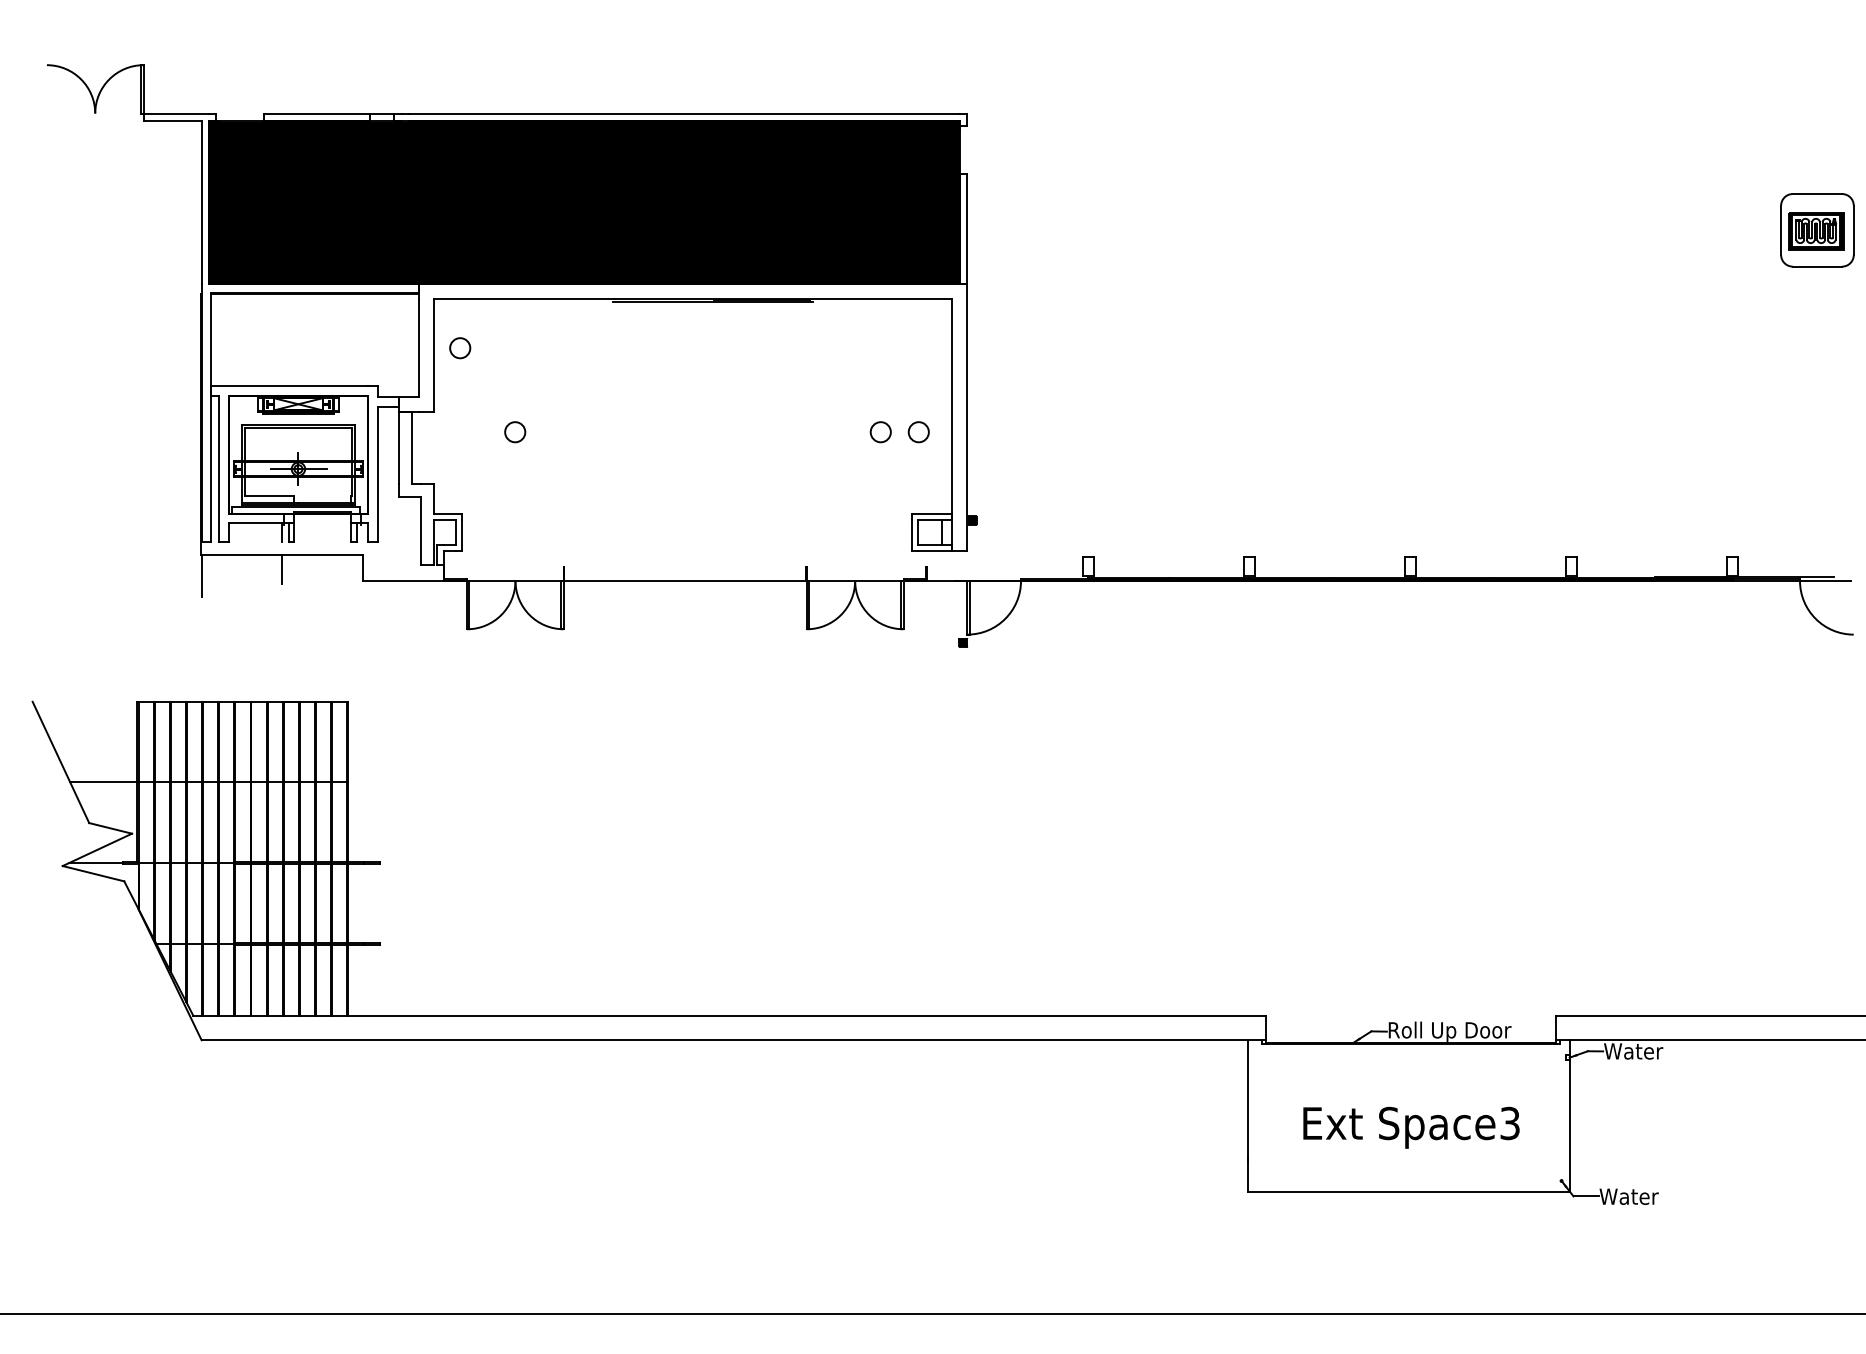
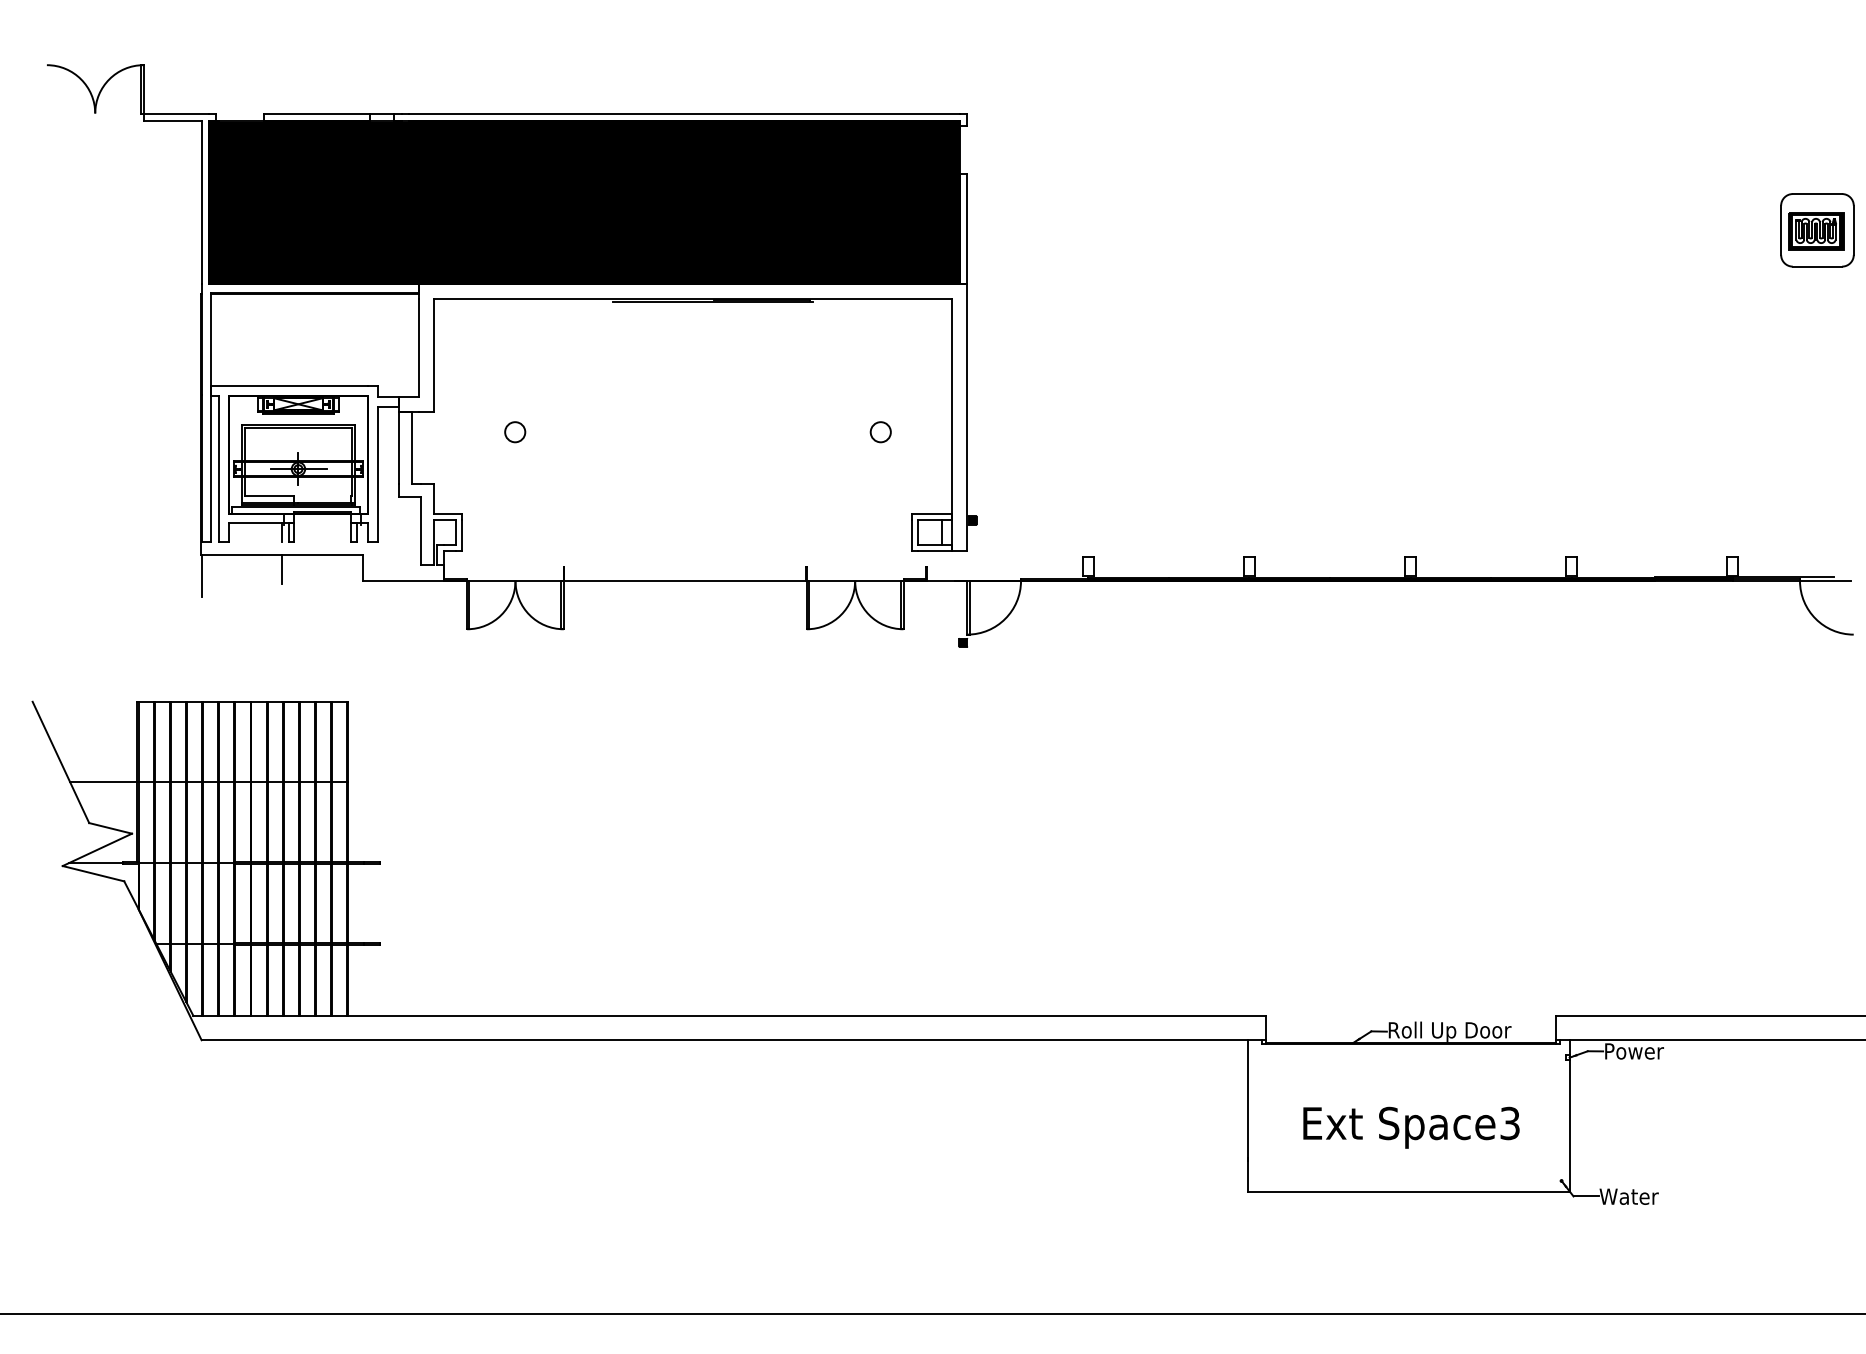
circle: present -> none (460, 348)
circle: present -> none (918, 432)
text: Water -> Power (1634, 1051)
